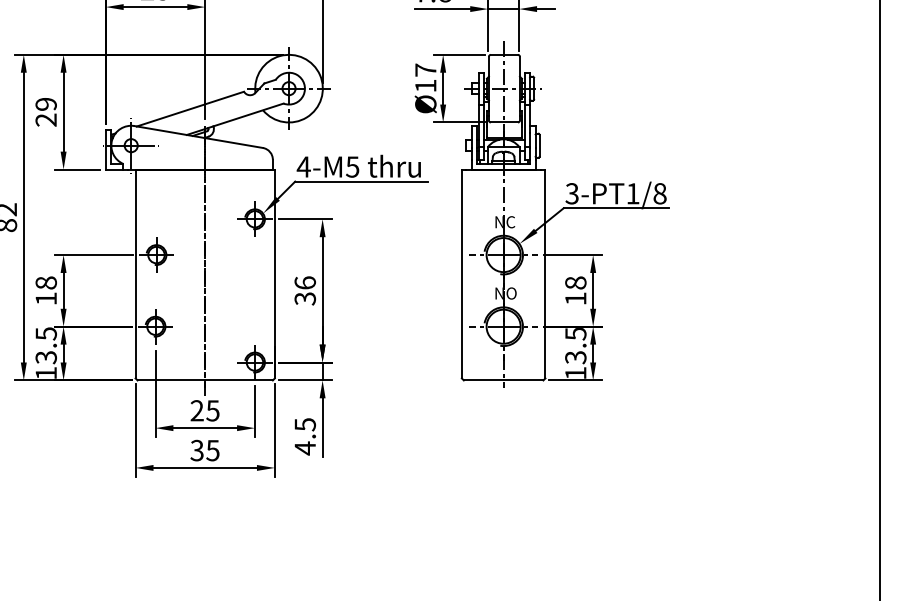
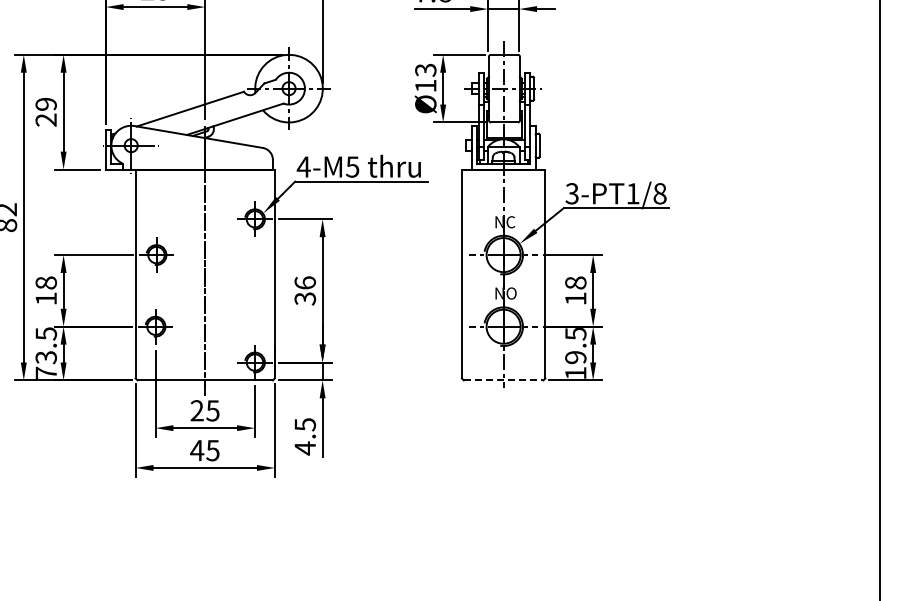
text: Ø17 -> Ø13 (425, 69)
text: 13.5 -> 19.5 (575, 357)
text: 13.5 -> 73.5 (45, 372)
line: solid -> dashed (503, 380)
text: 35 -> 45 (197, 450)
